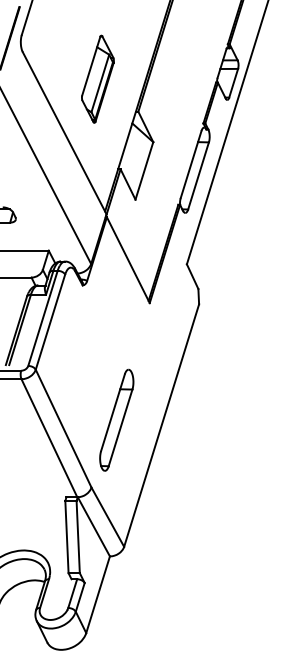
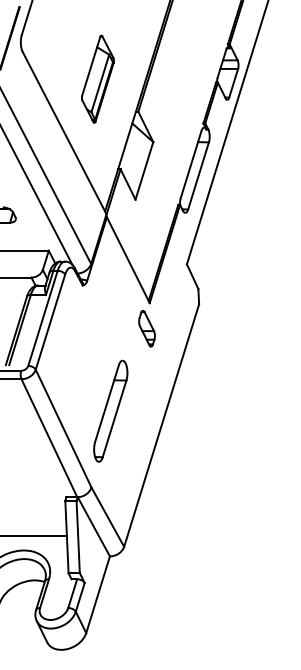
line: none -> present (37, 196)
part: none -> present (146, 328)
part position: (116, 419) -> (110, 410) (110, 410)
line: none -> present (34, 536)
